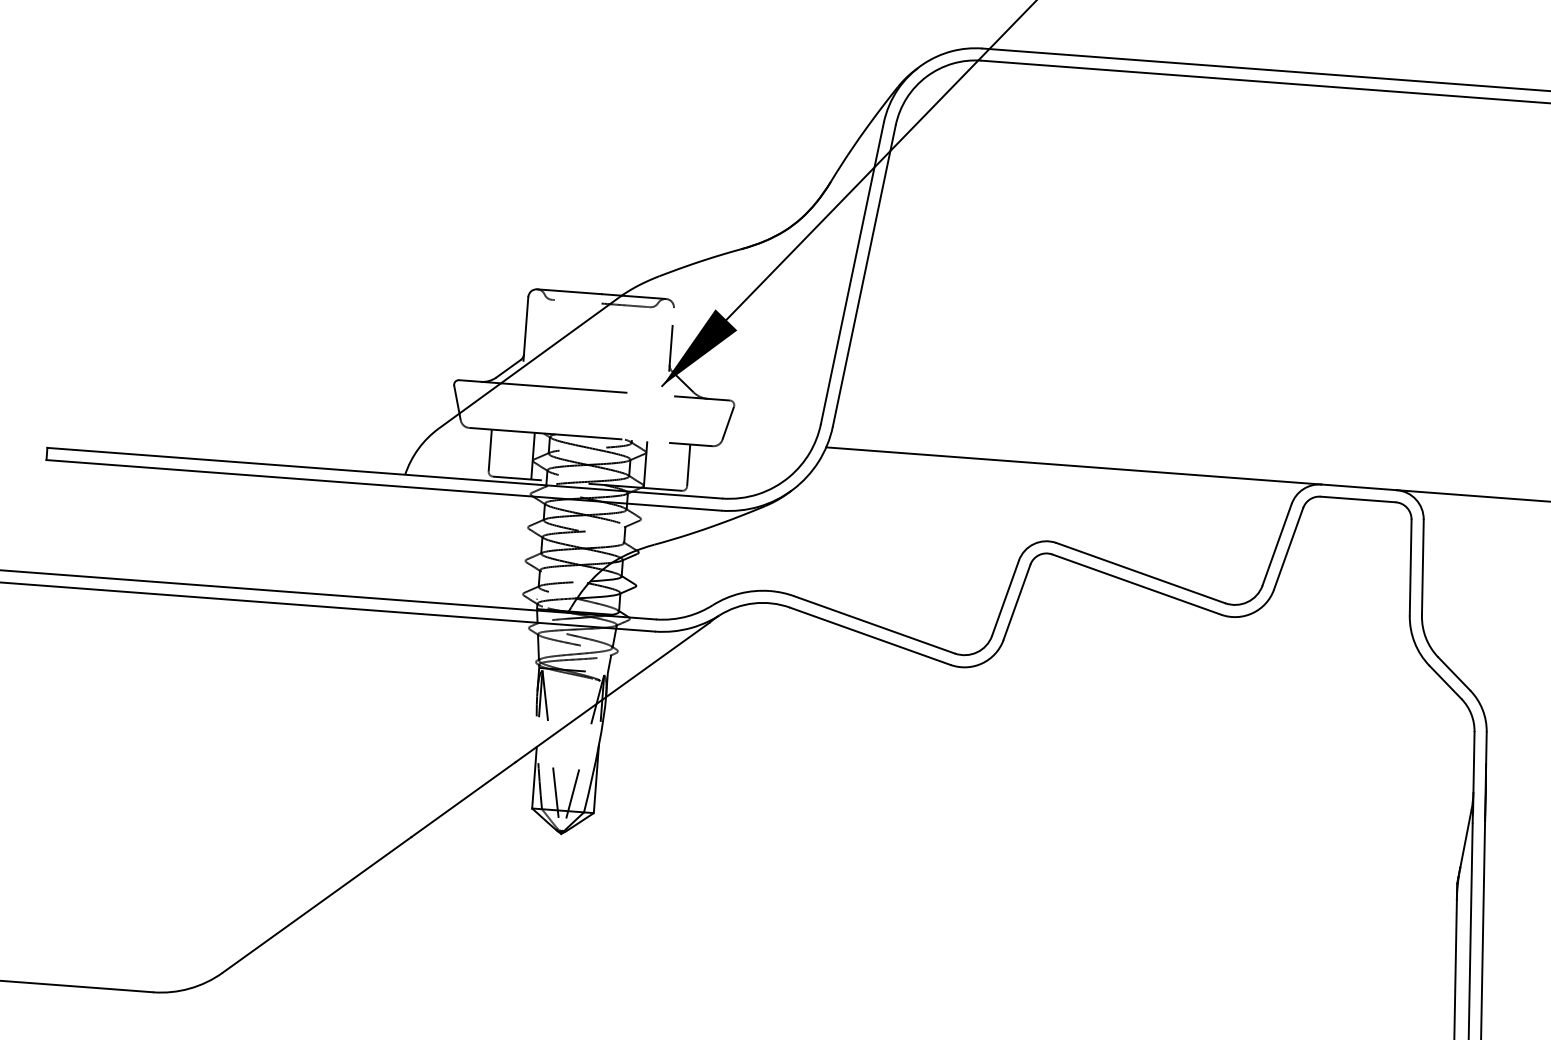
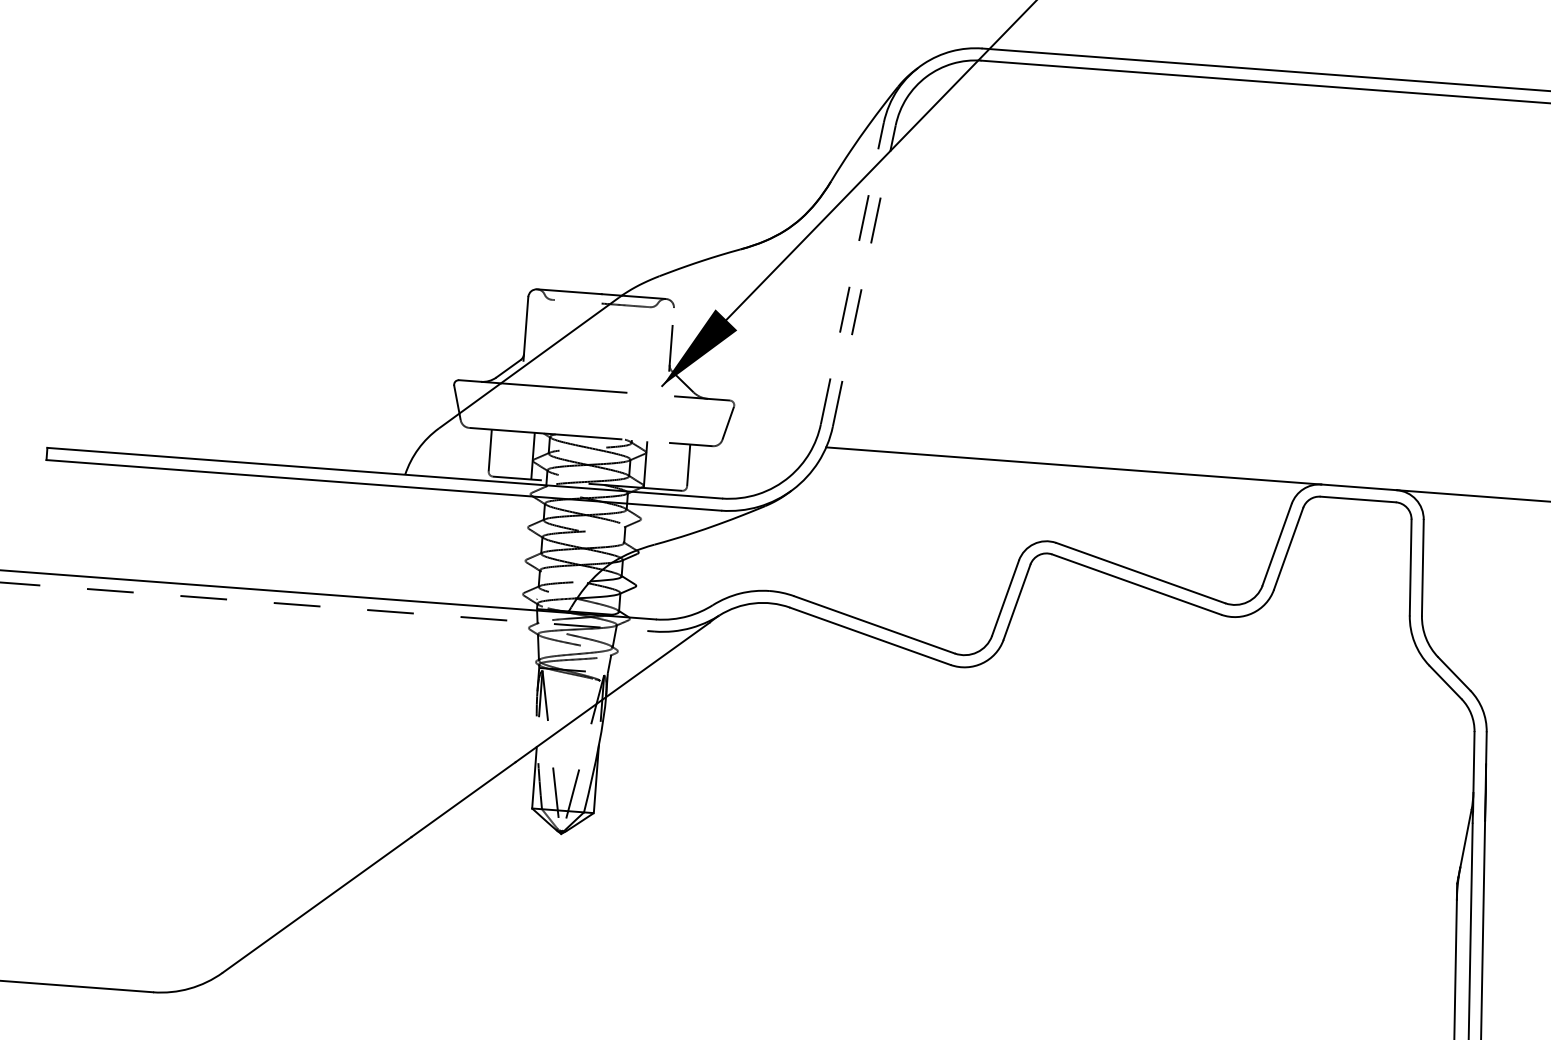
line: solid -> dashed (852, 273)
line: solid -> dashed (864, 276)
line: solid -> dashed (327, 607)
